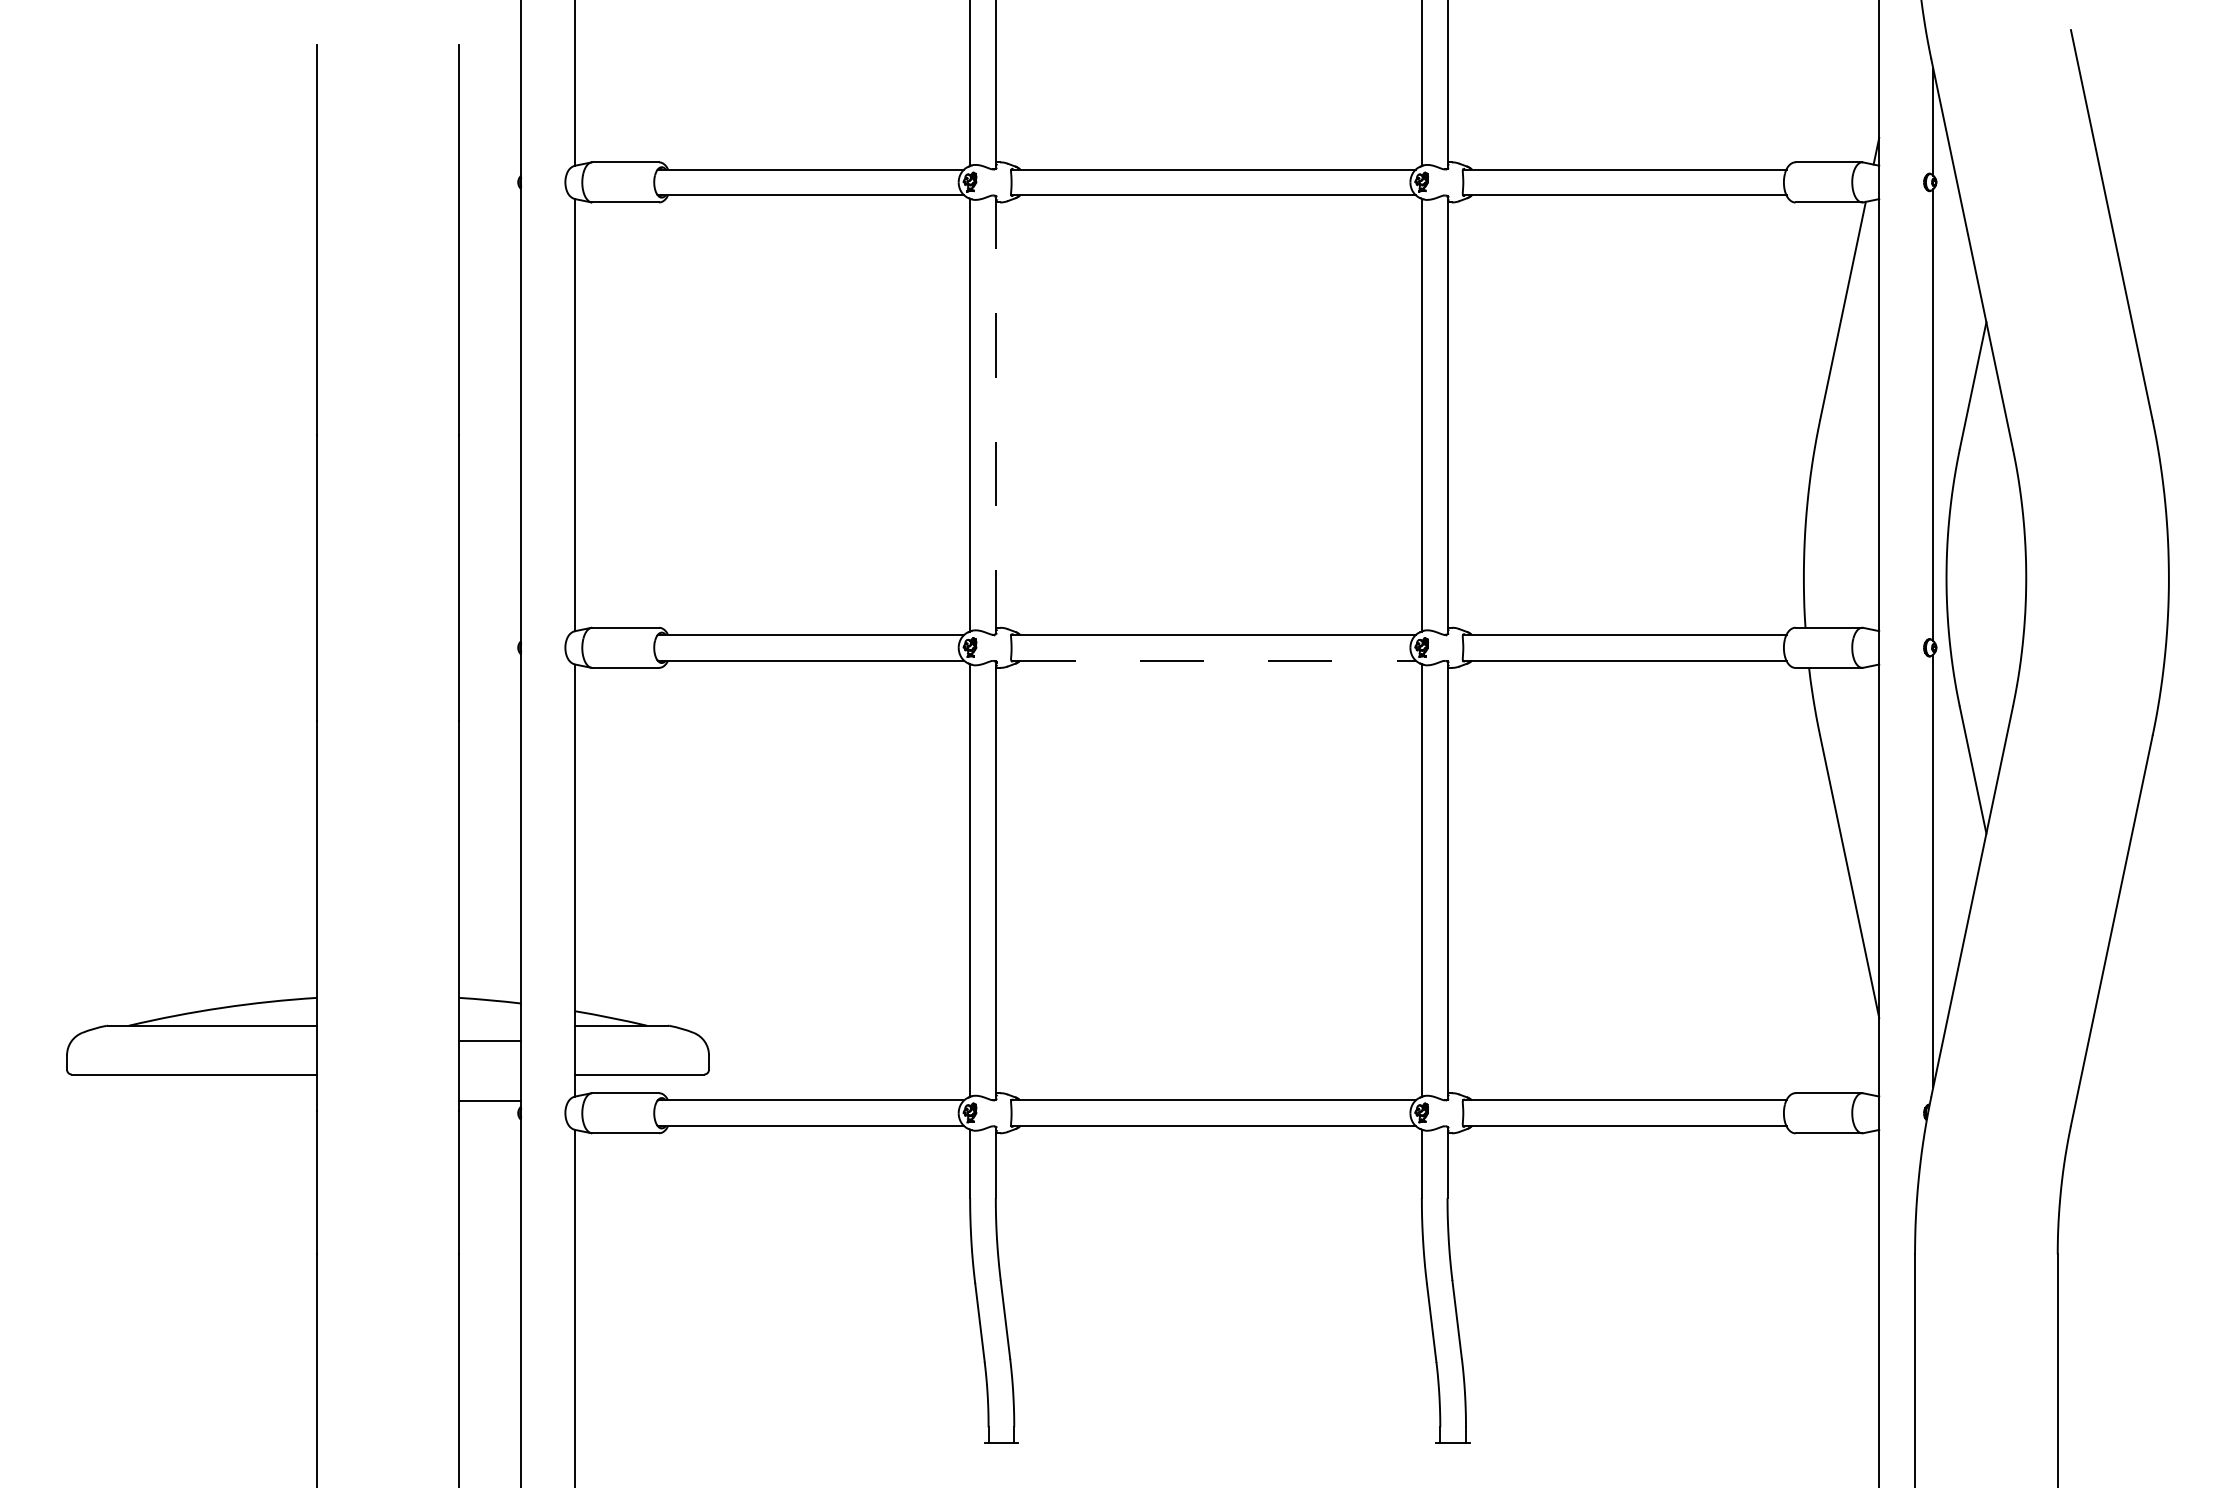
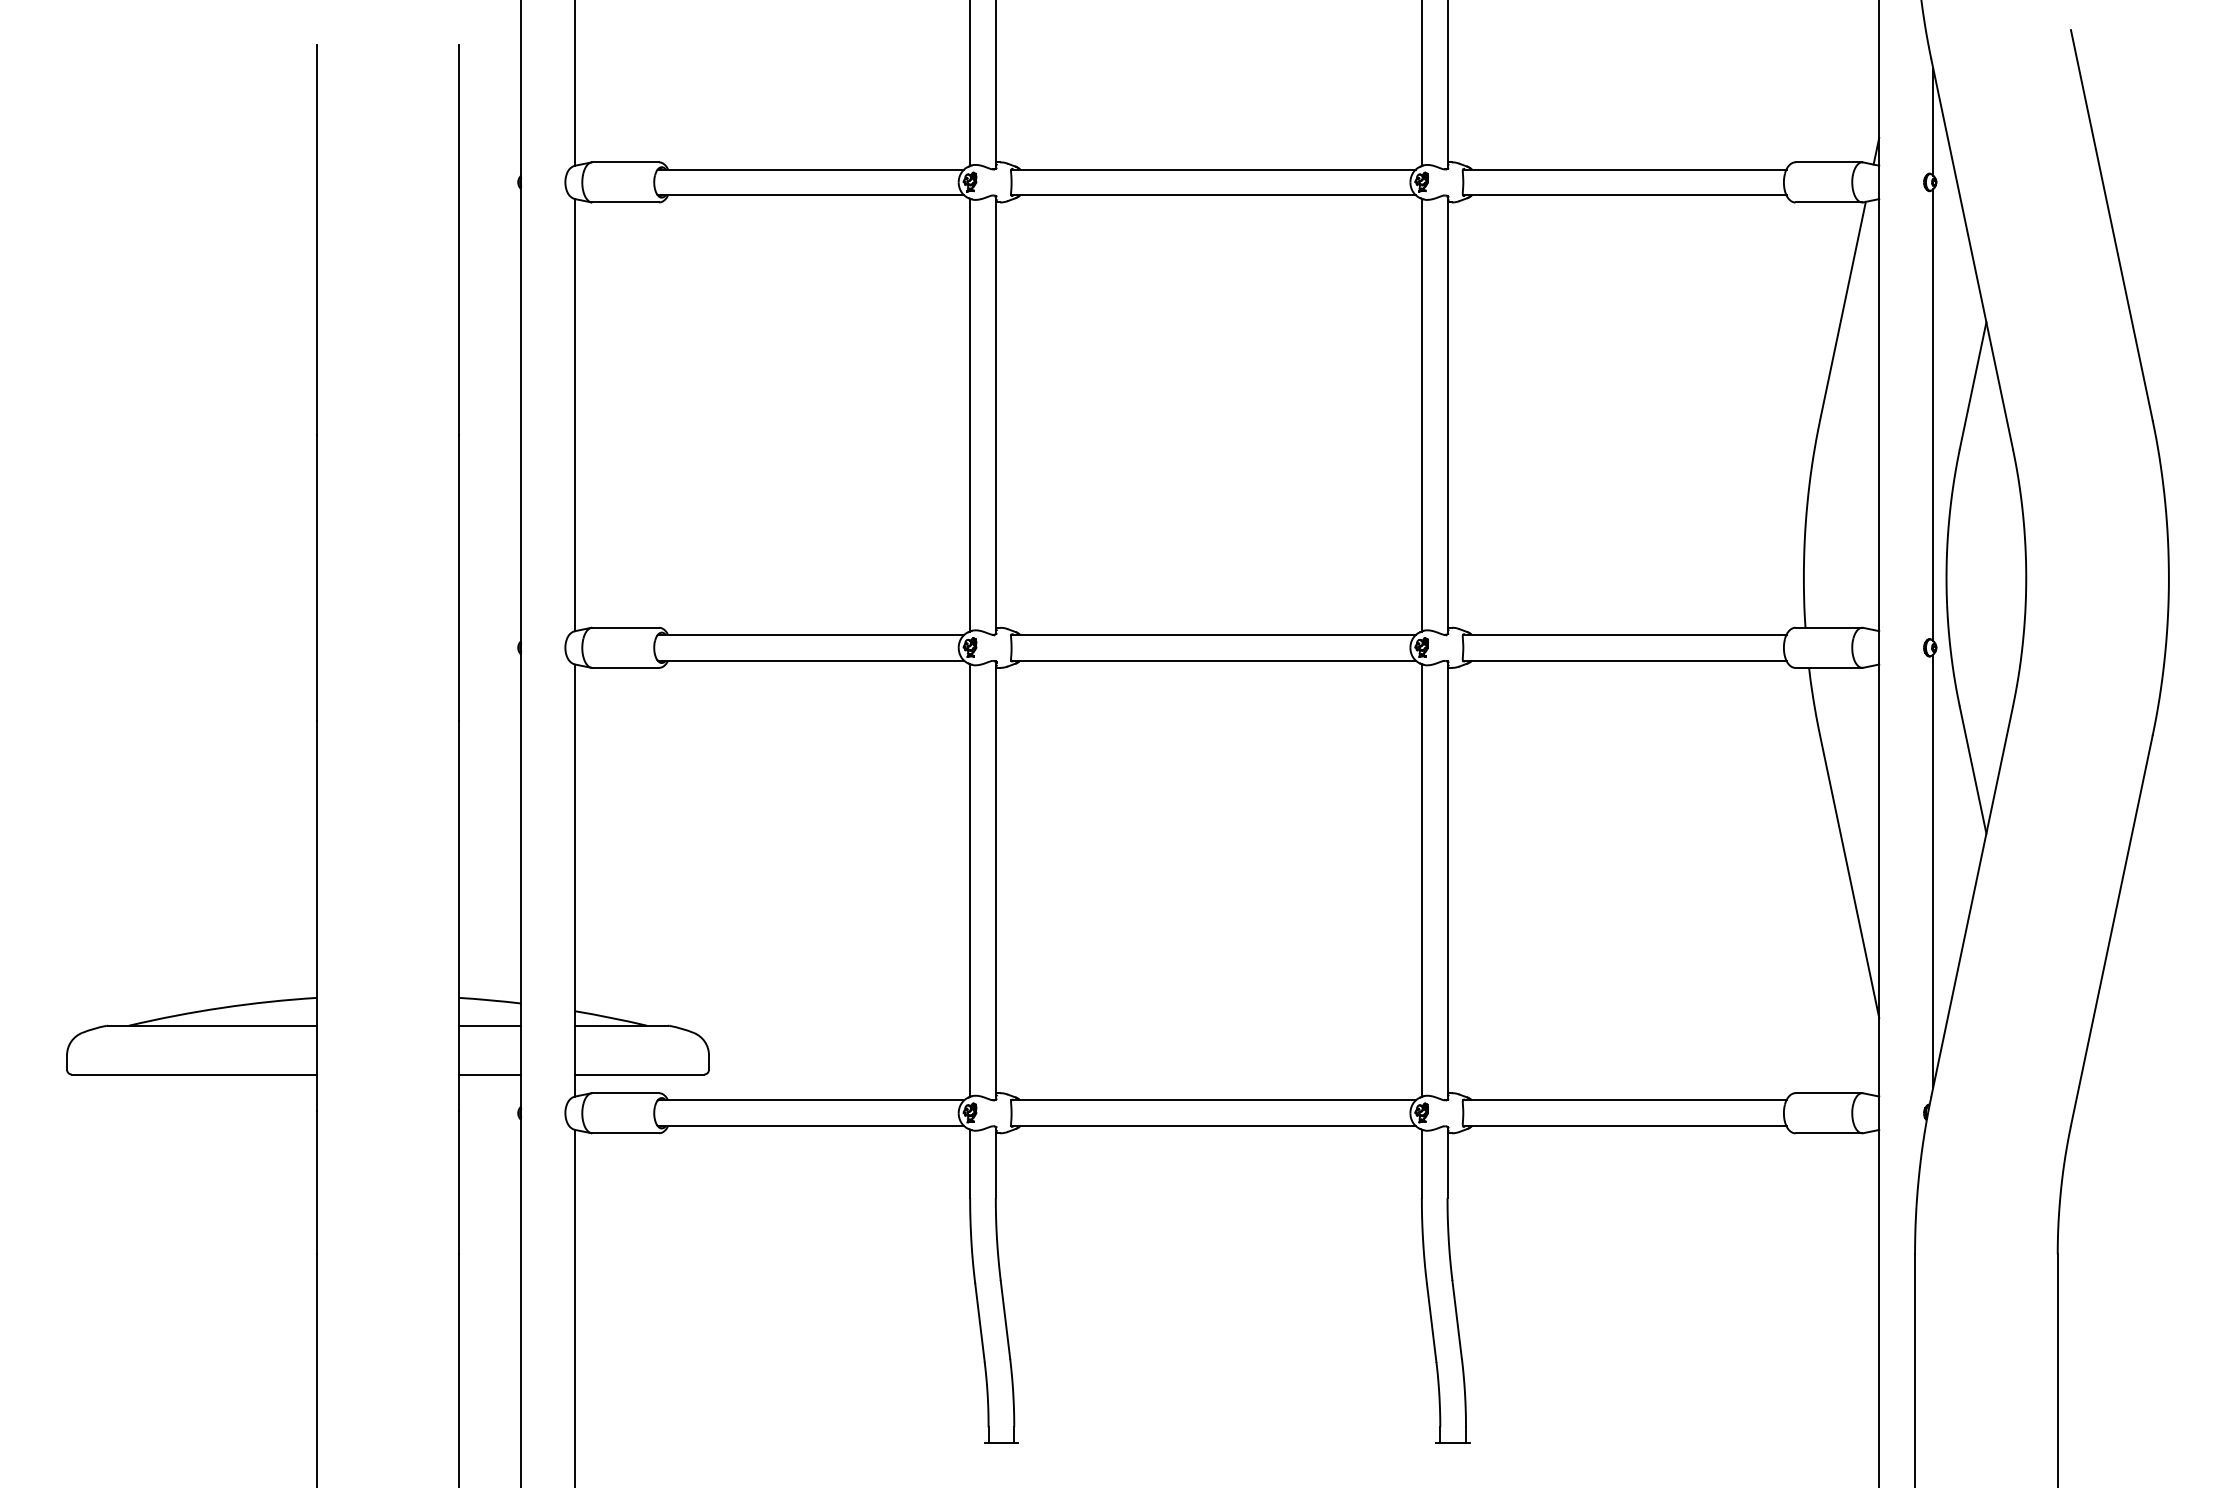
line: dashed -> solid (995, 414)
line: dashed -> solid (1214, 660)
line position: (490, 1040) -> (490, 1025) (490, 1025)
line position: (490, 1100) -> (490, 1074) (490, 1074)
